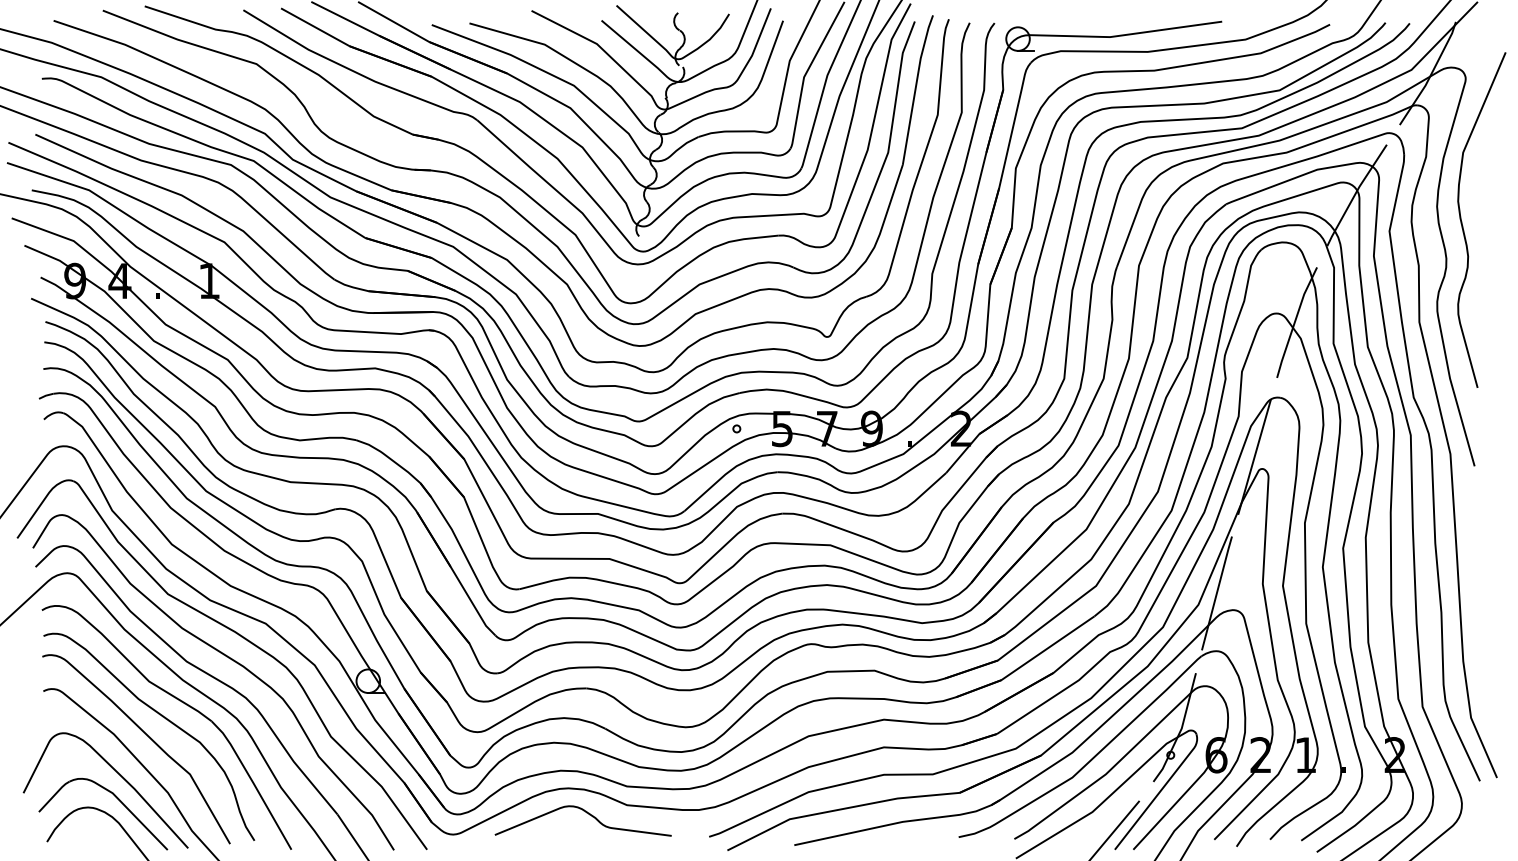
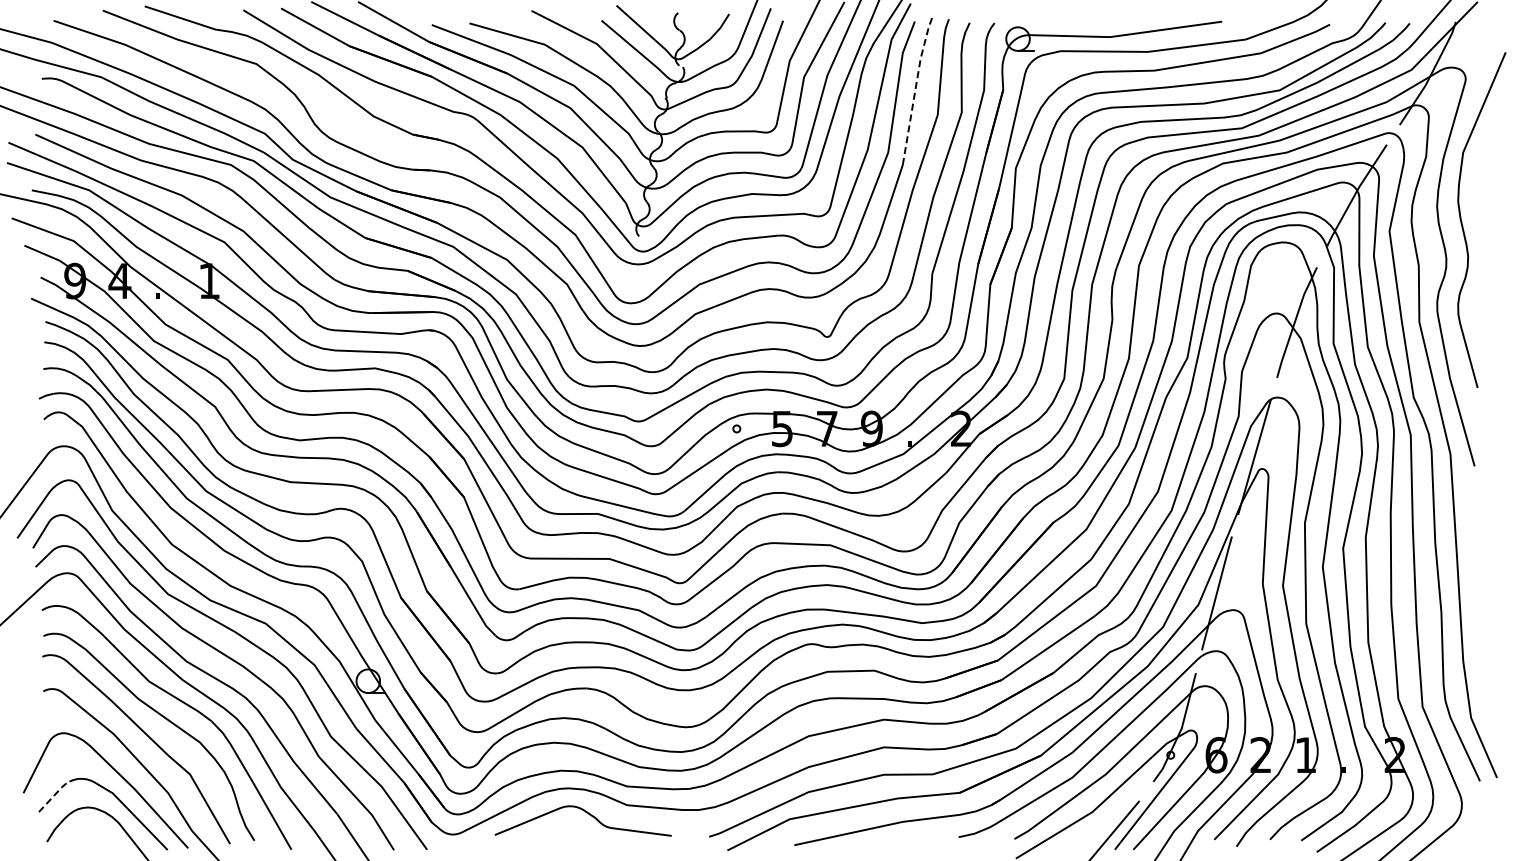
line: solid -> dashed (915, 87)
line: solid -> dashed (54, 794)
